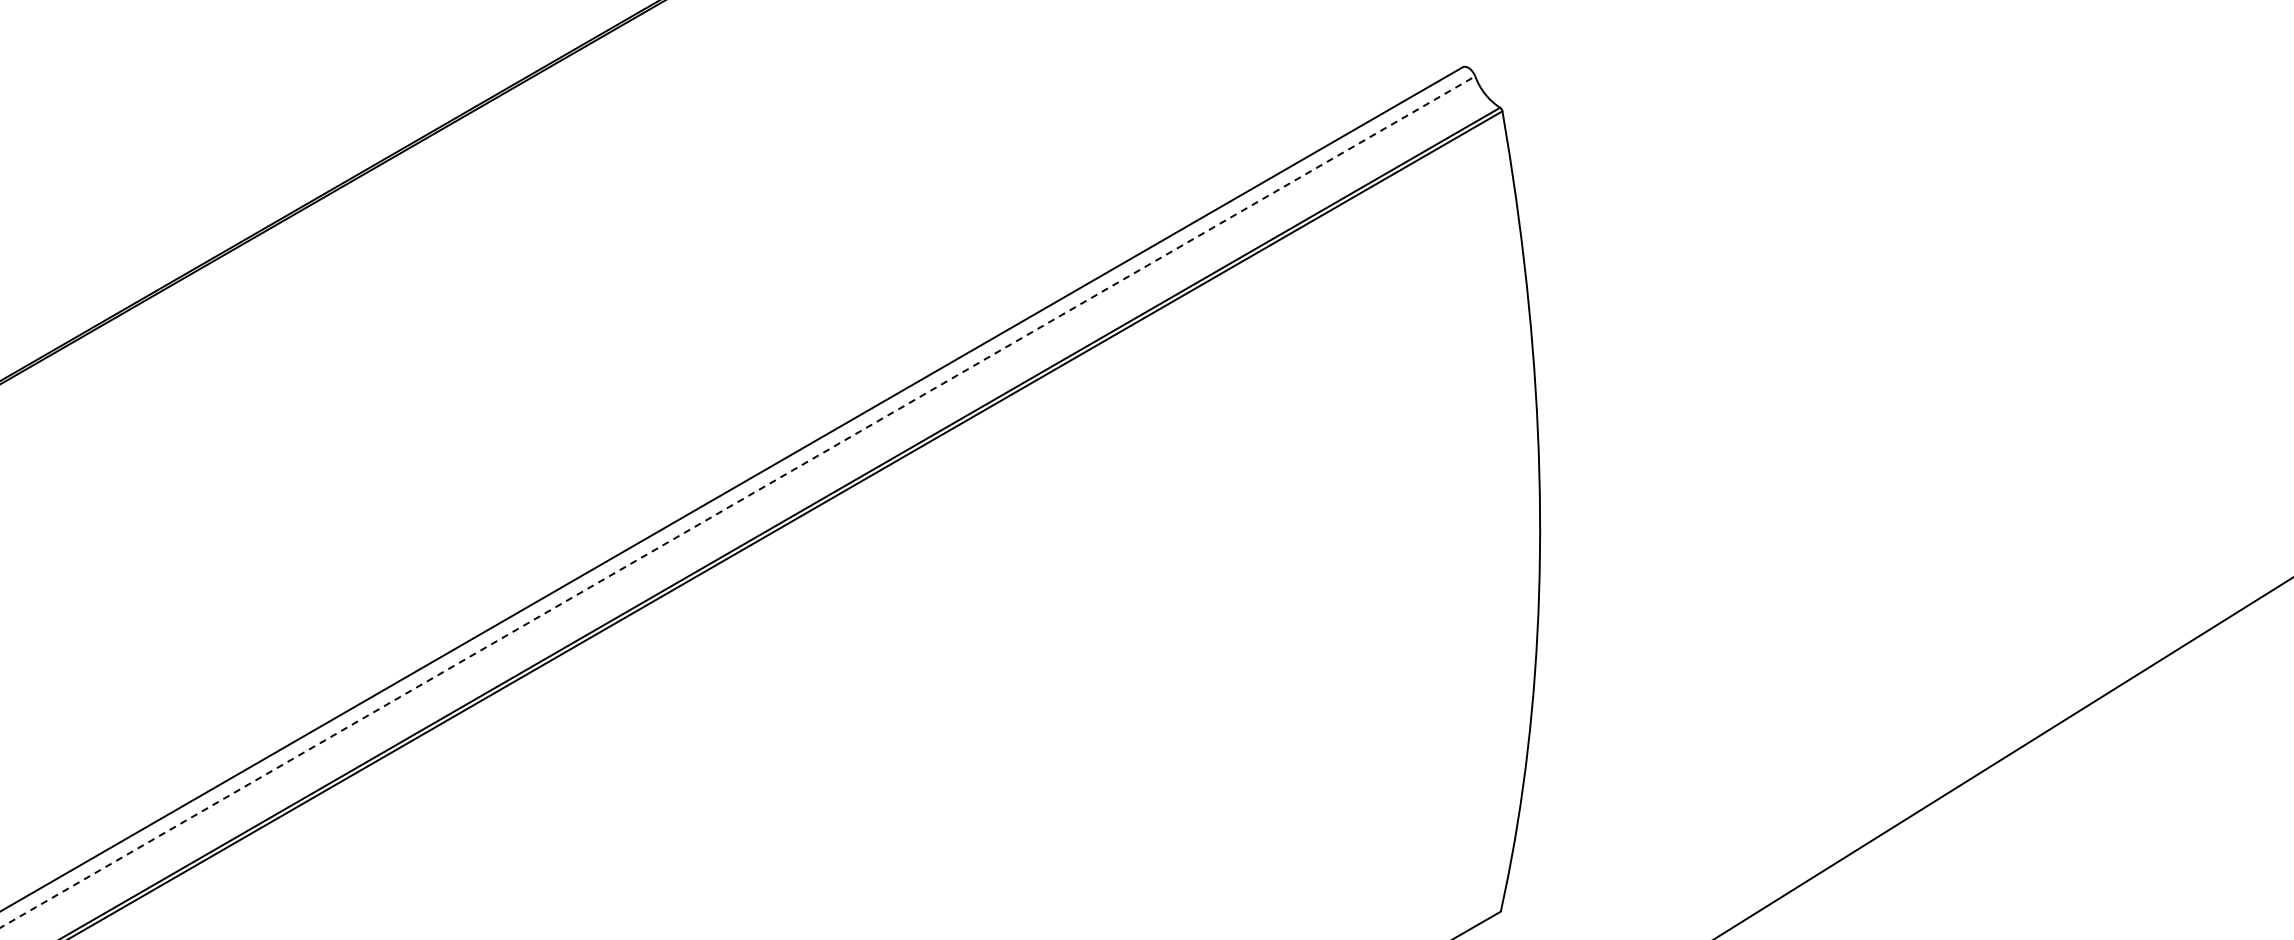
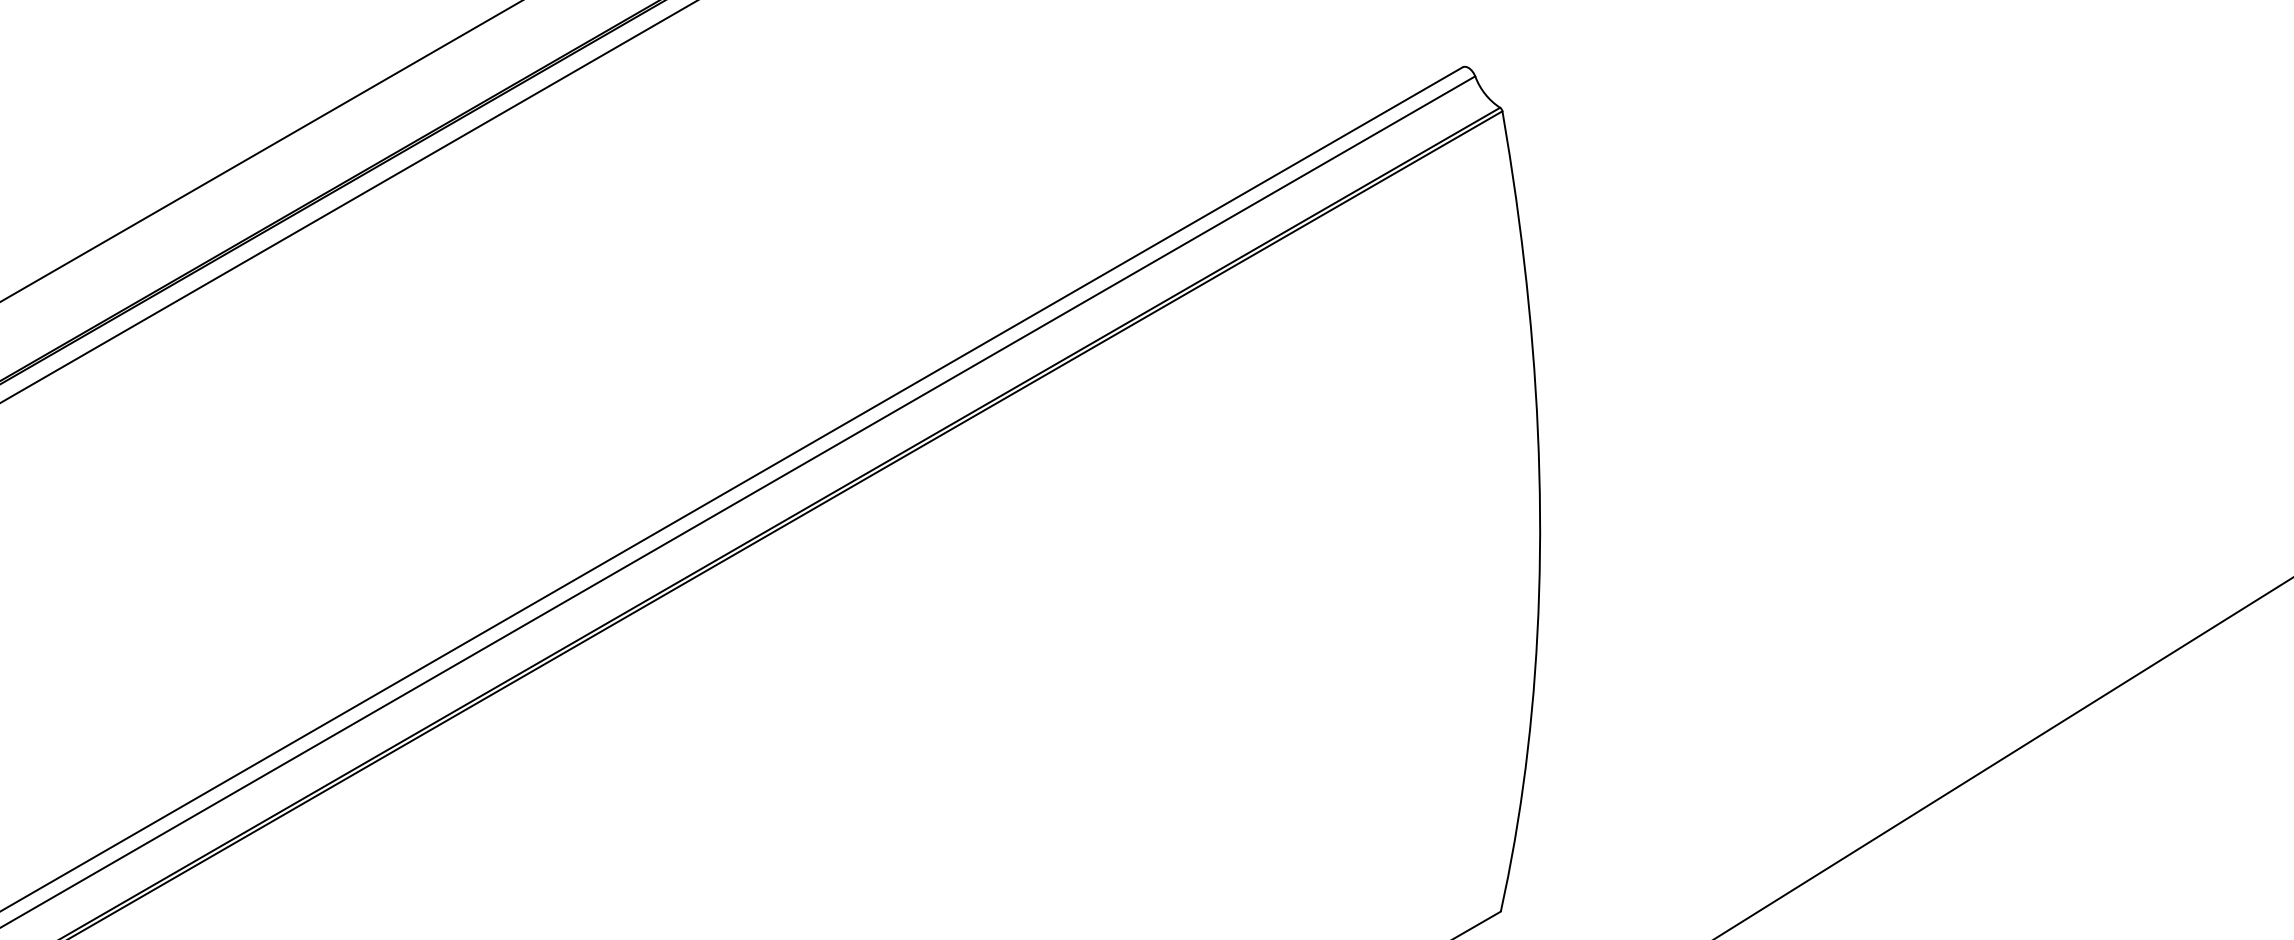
line: none -> present (260, 151)
line: none -> present (348, 201)
line: dashed -> solid (738, 501)
